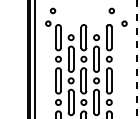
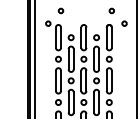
circle position: (52, 10) -> (60, 10) (60, 10)
line: dashed -> solid (136, 59)
